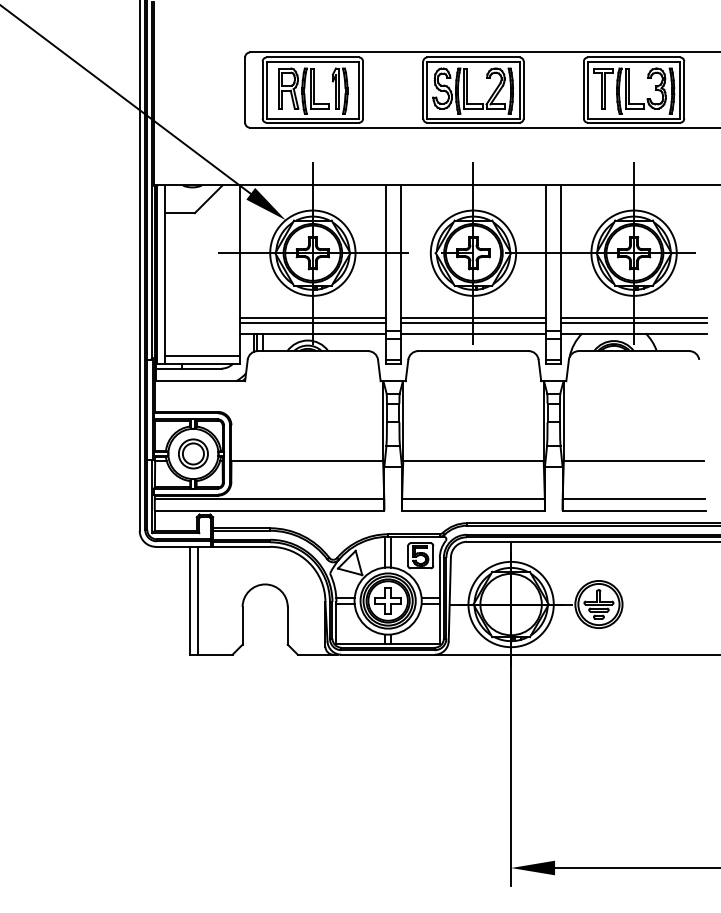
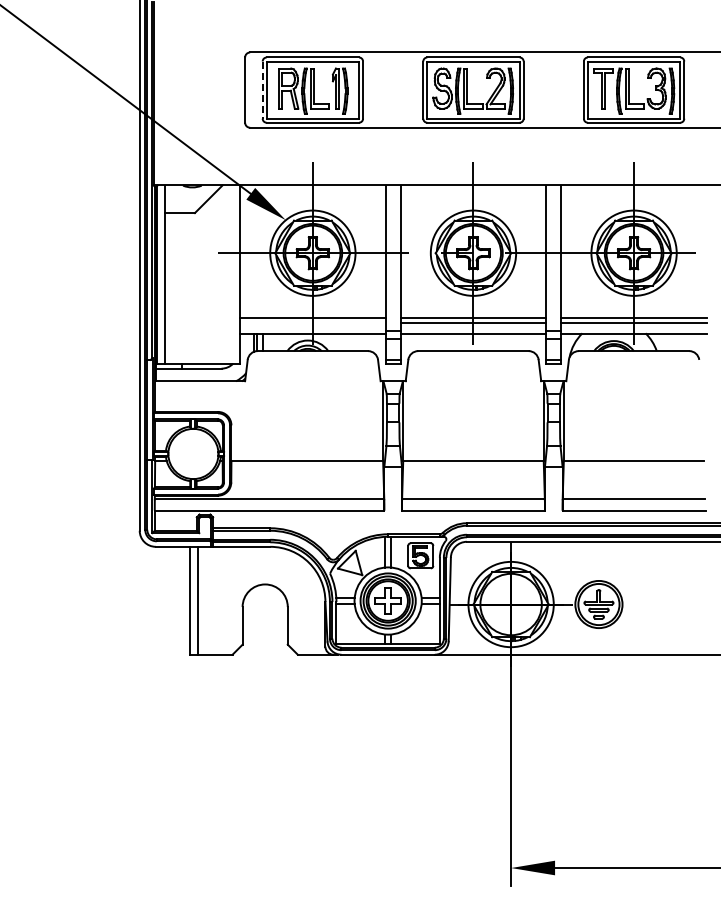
line: solid -> dashed (262, 90)
line: present -> none (312, 323)
line: present -> none (202, 356)
part: present -> none (193, 453)
